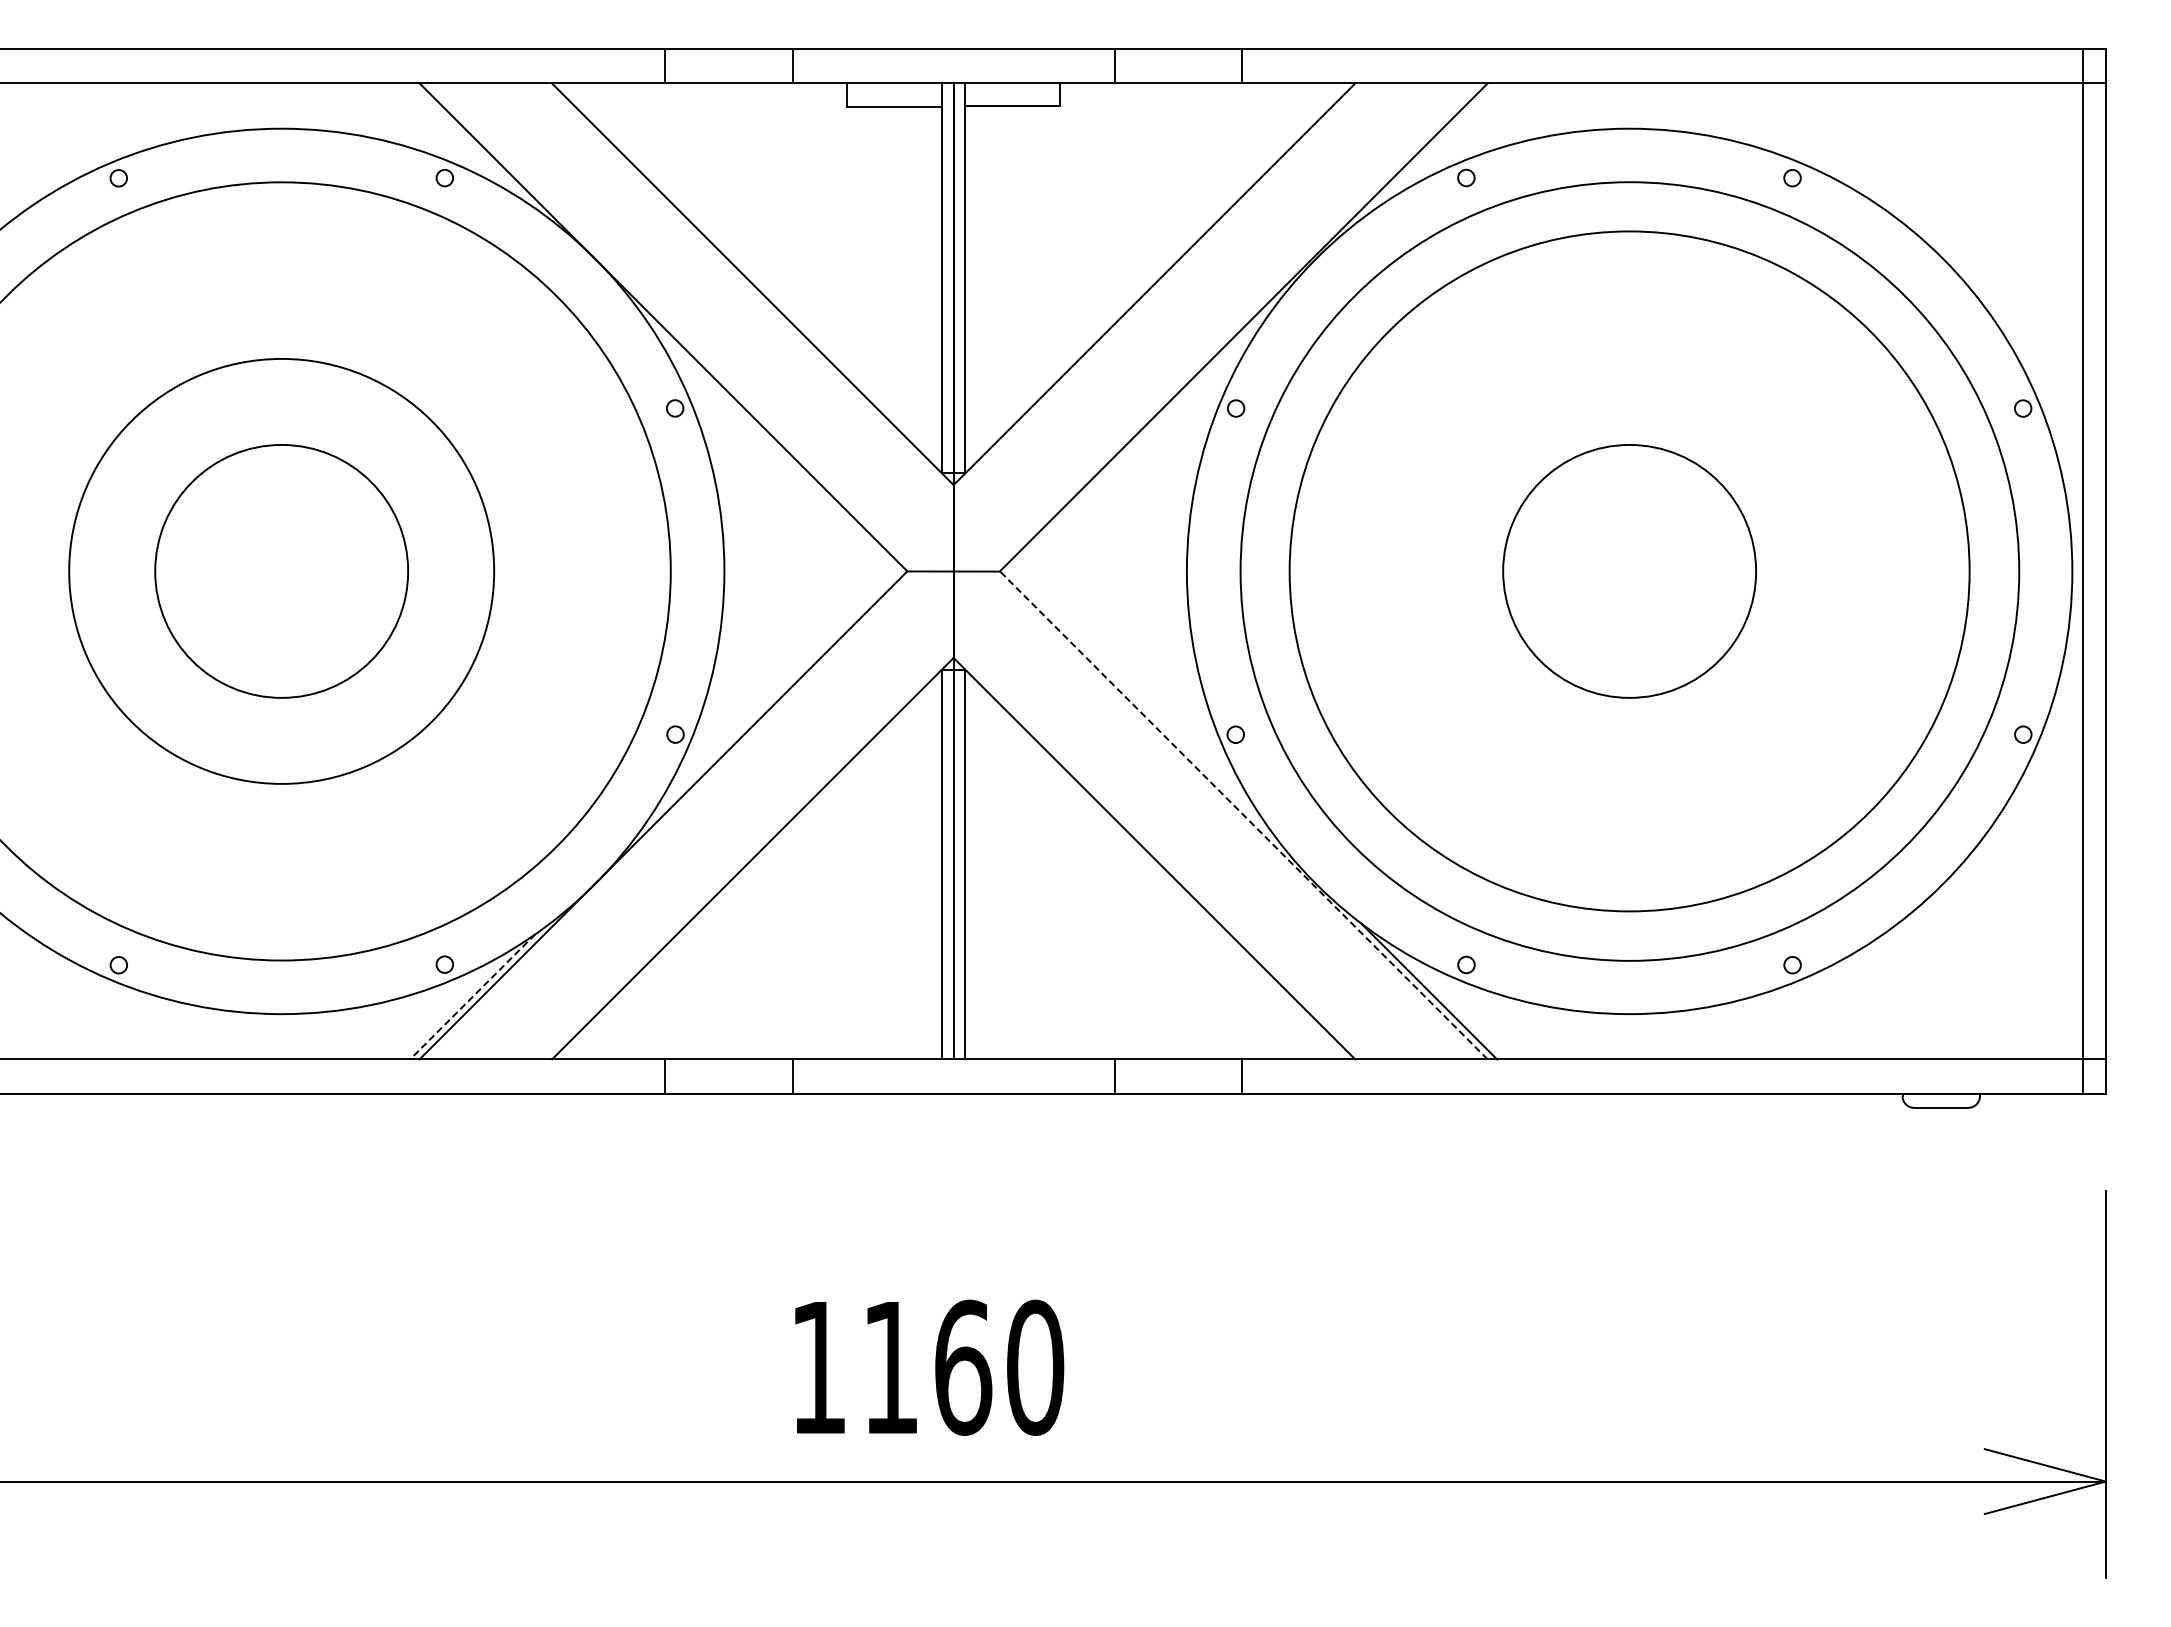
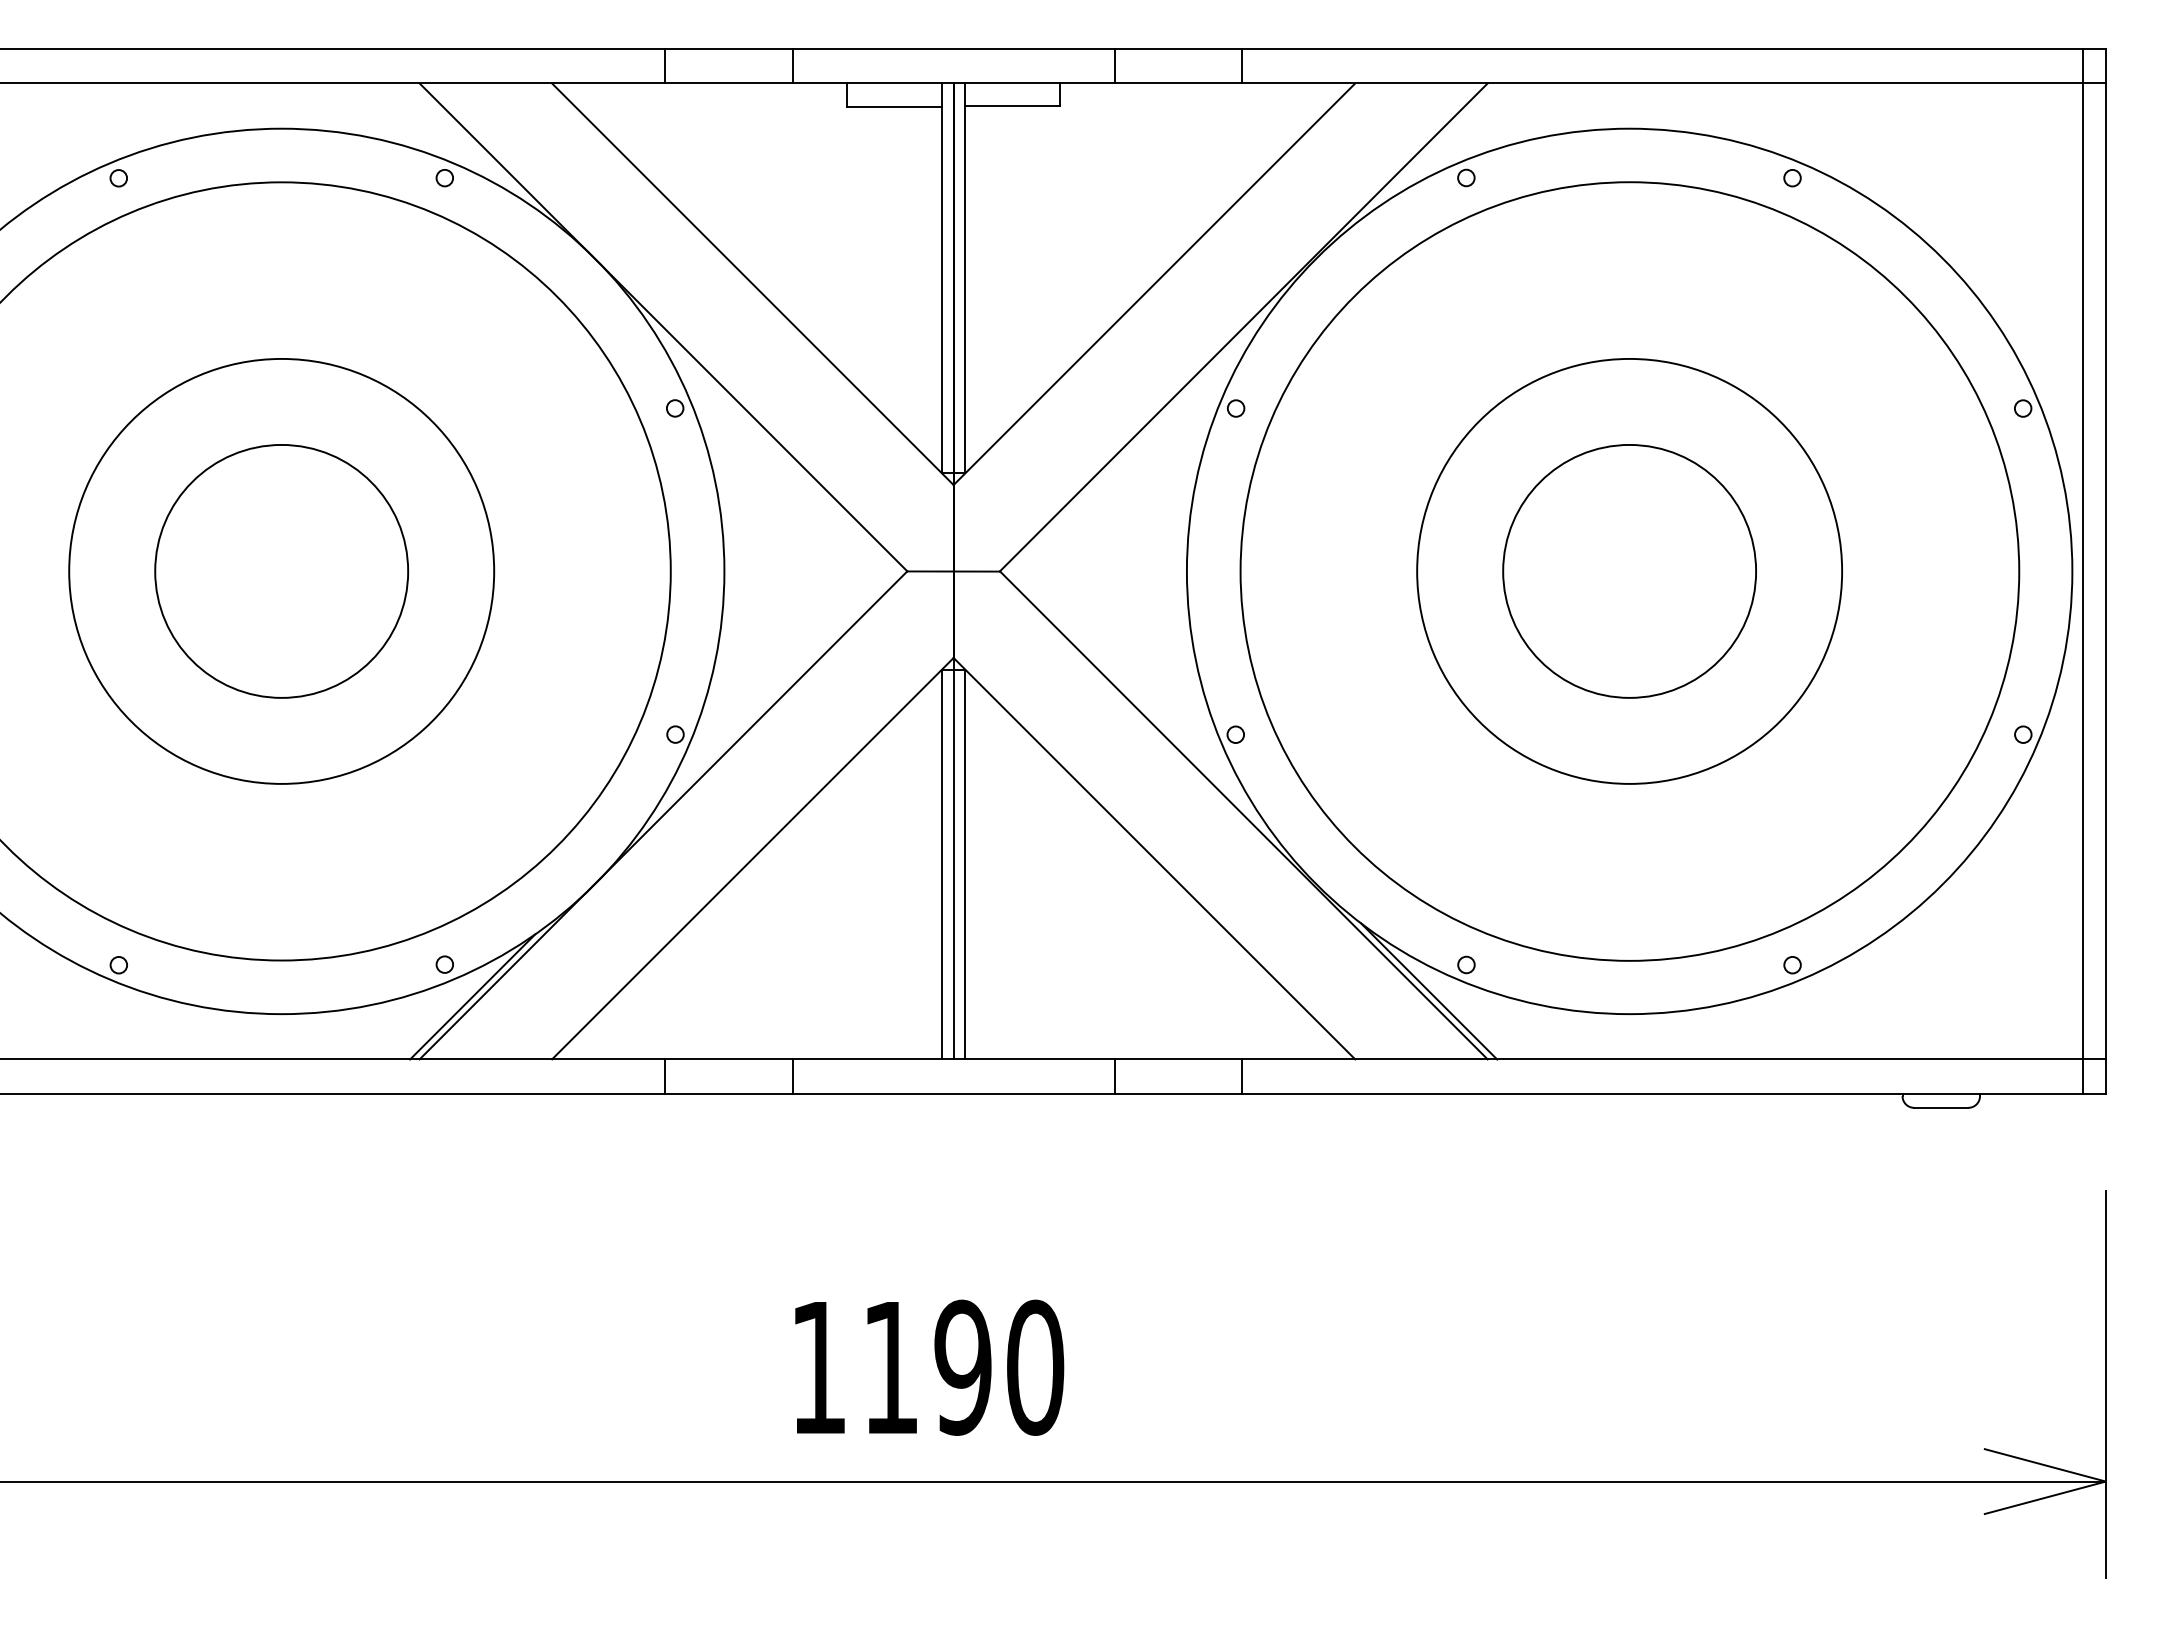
circle diameter: 680 px -> 425 px (1629, 570)
line: dashed -> solid (1243, 815)
line: dashed -> solid (472, 996)
text: 1160 -> 1190 (963, 1367)
